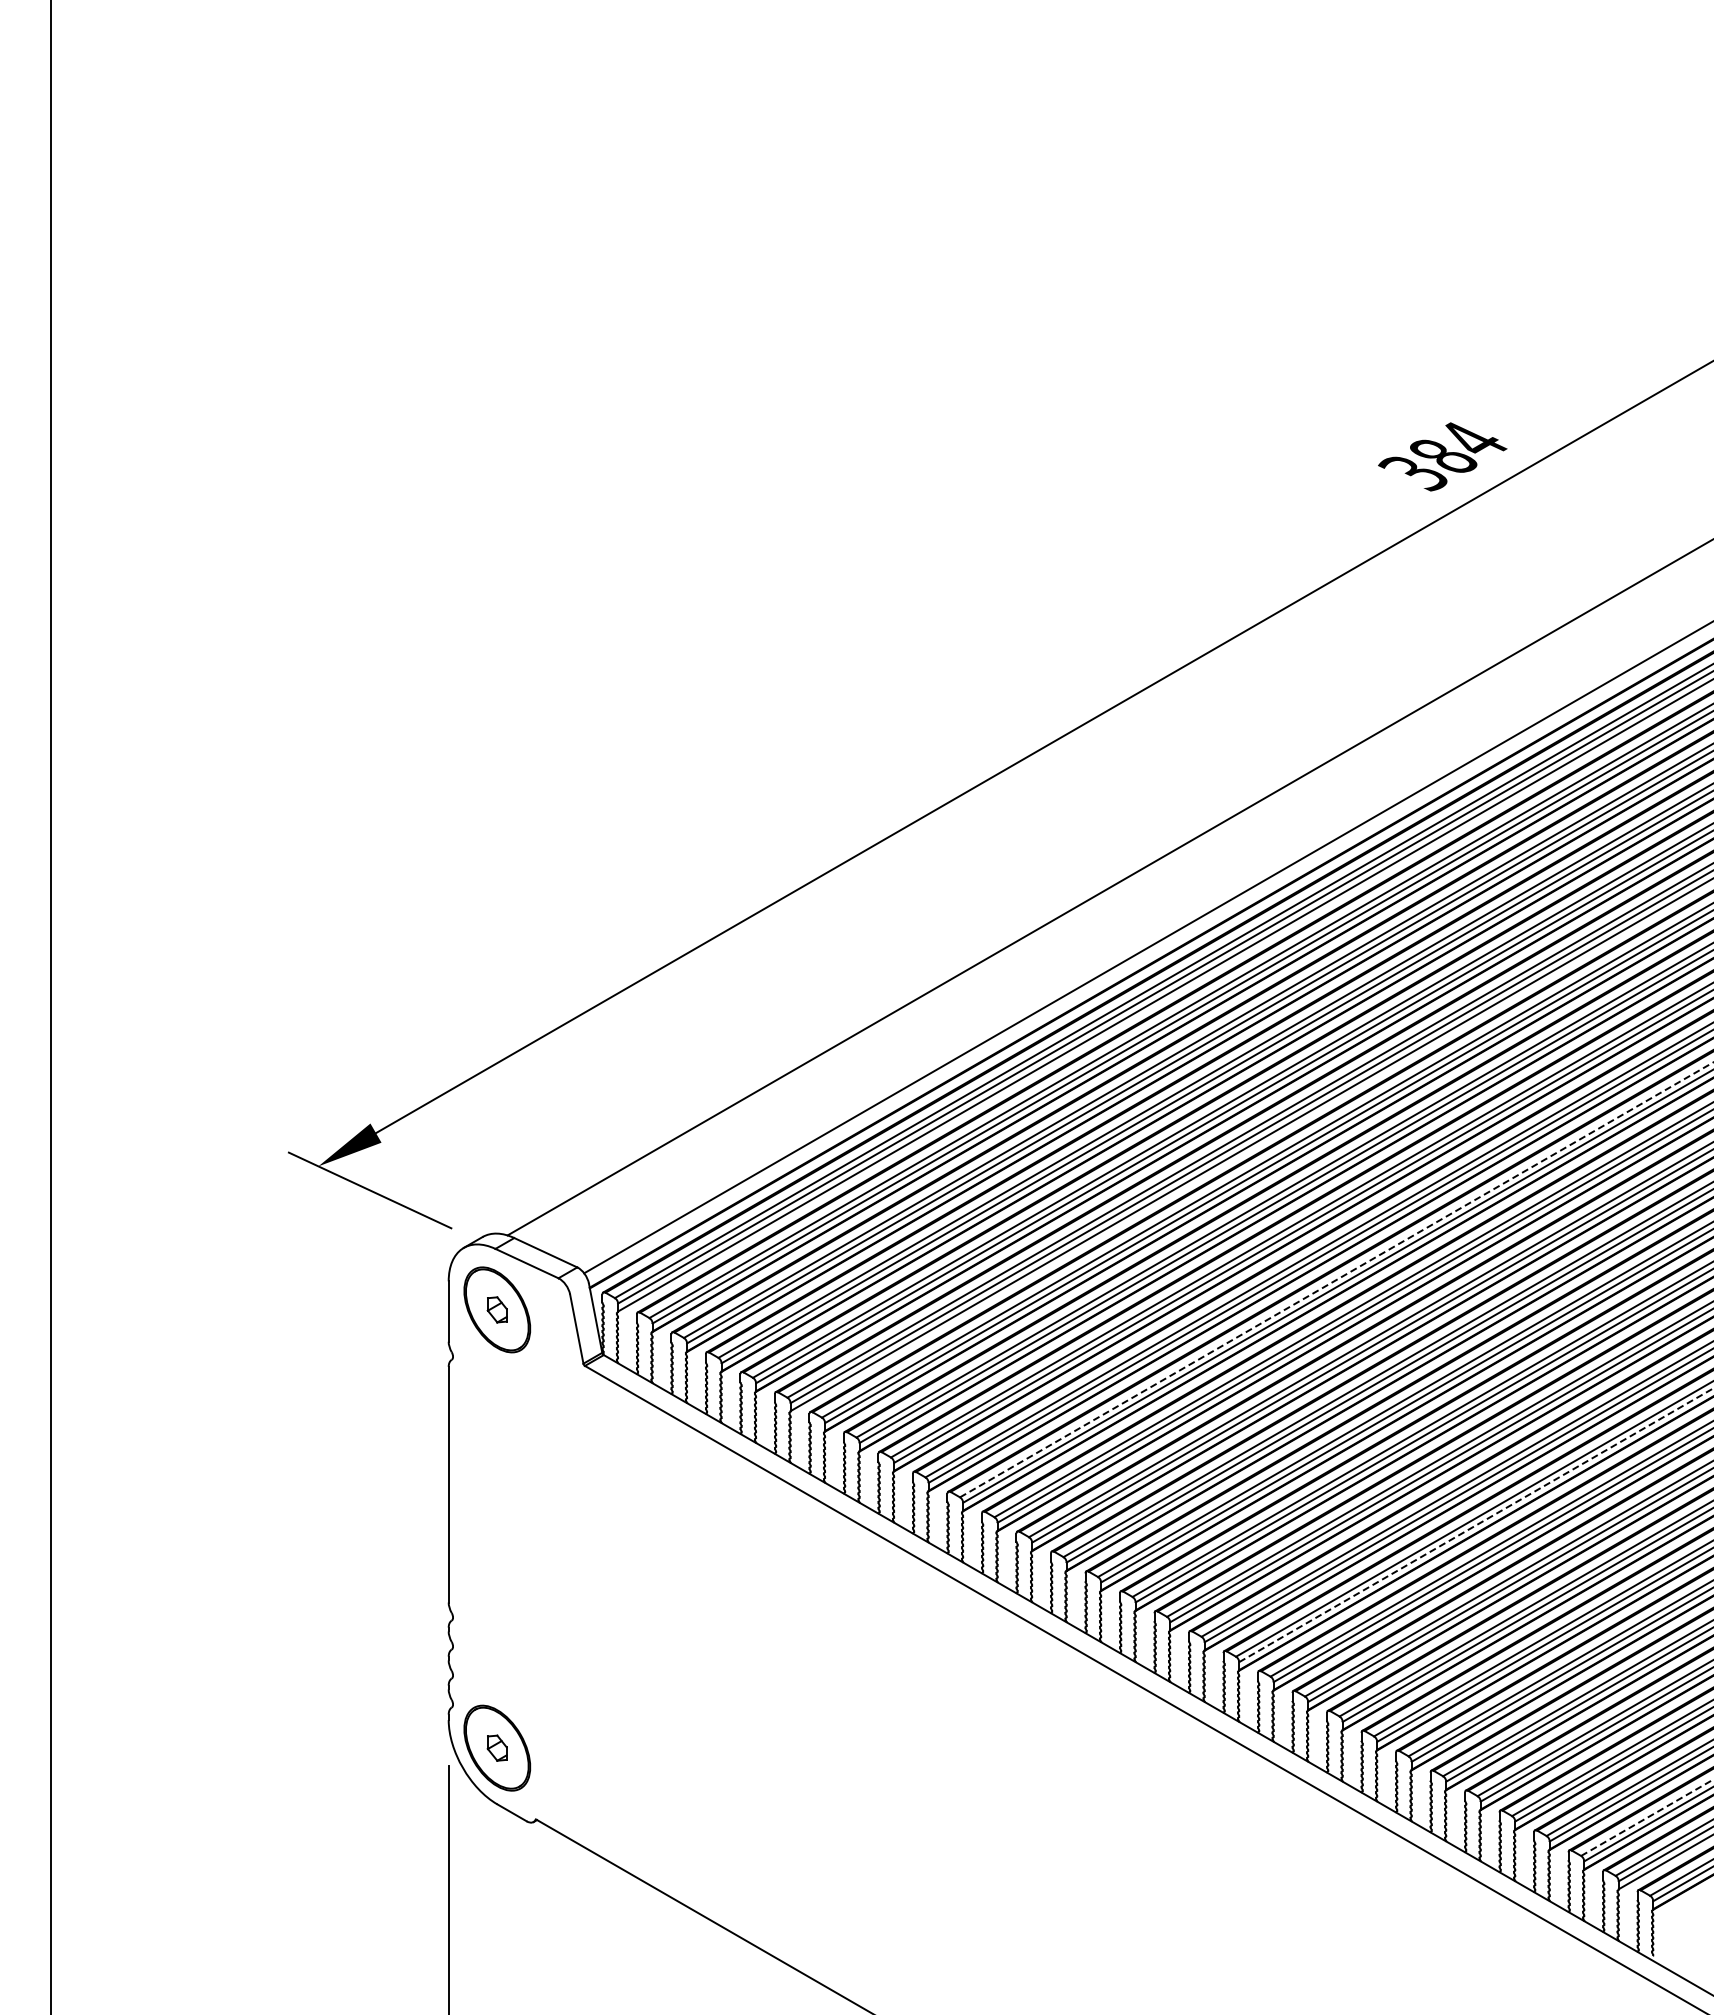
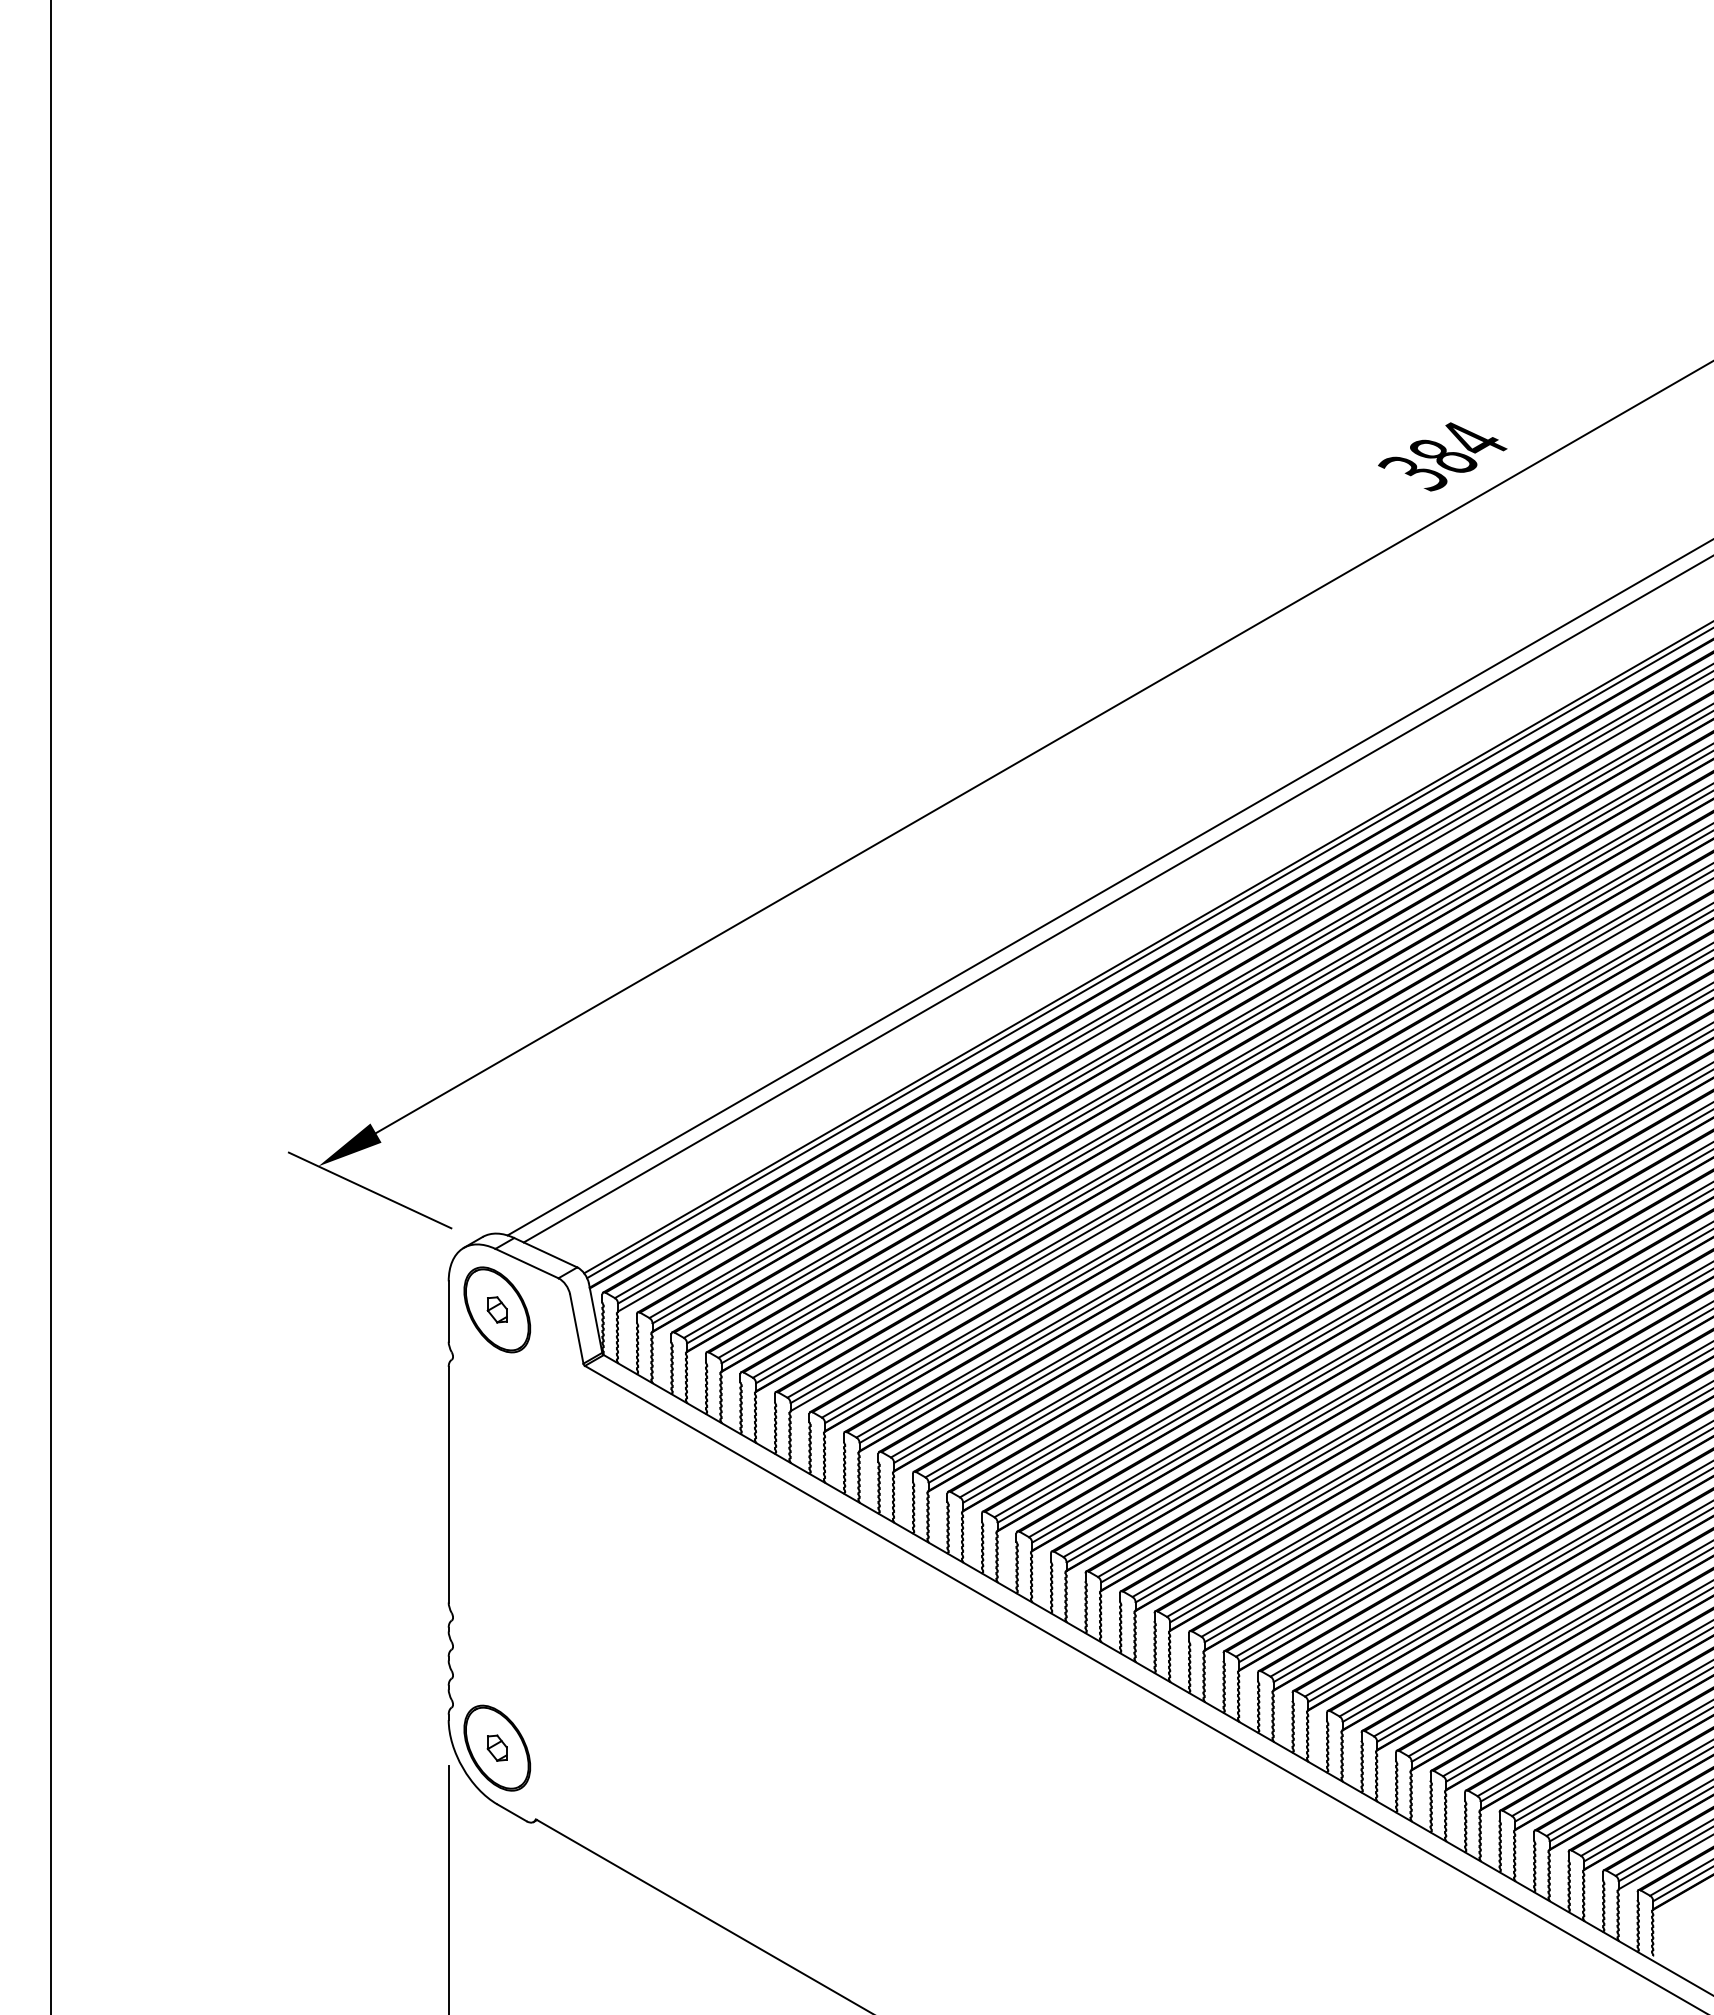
line: none -> present (1116, 899)
line: none -> present (1148, 953)
line: dashed -> solid (1336, 1279)
line: dashed -> solid (1476, 1525)
line: dashed -> solid (1647, 1817)
